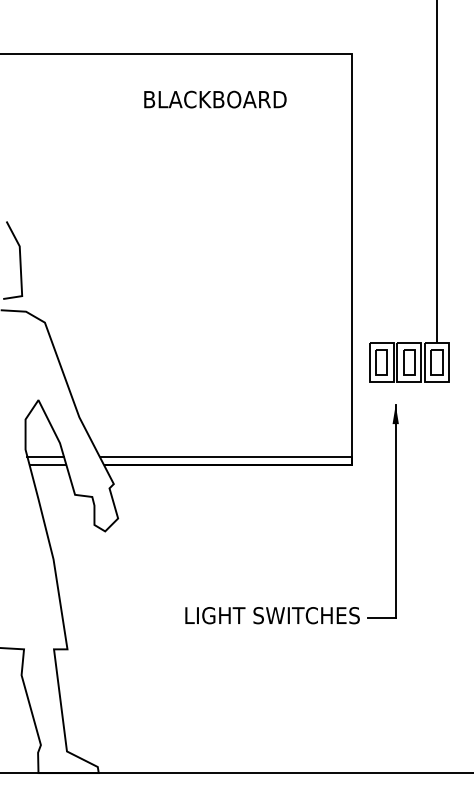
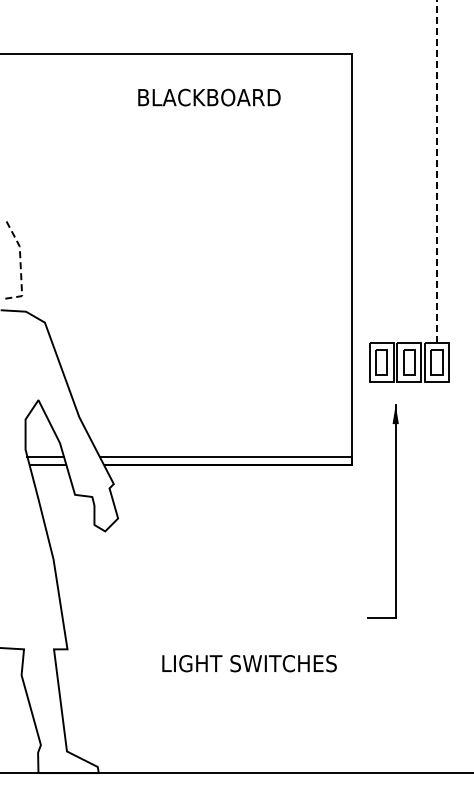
text position: (215, 99) -> (209, 97) (209, 97)
line: solid -> dashed (436, 172)
line: solid -> dashed (20, 267)
text position: (272, 615) -> (249, 663) (249, 663)
